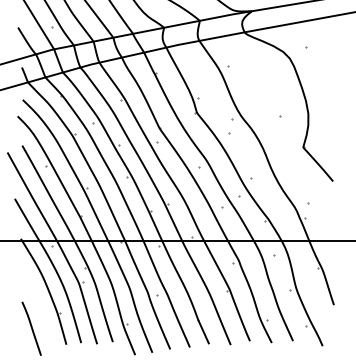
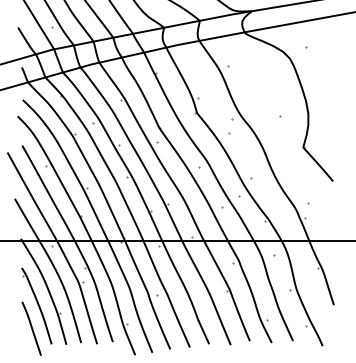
part: none -> present (36, 305)
